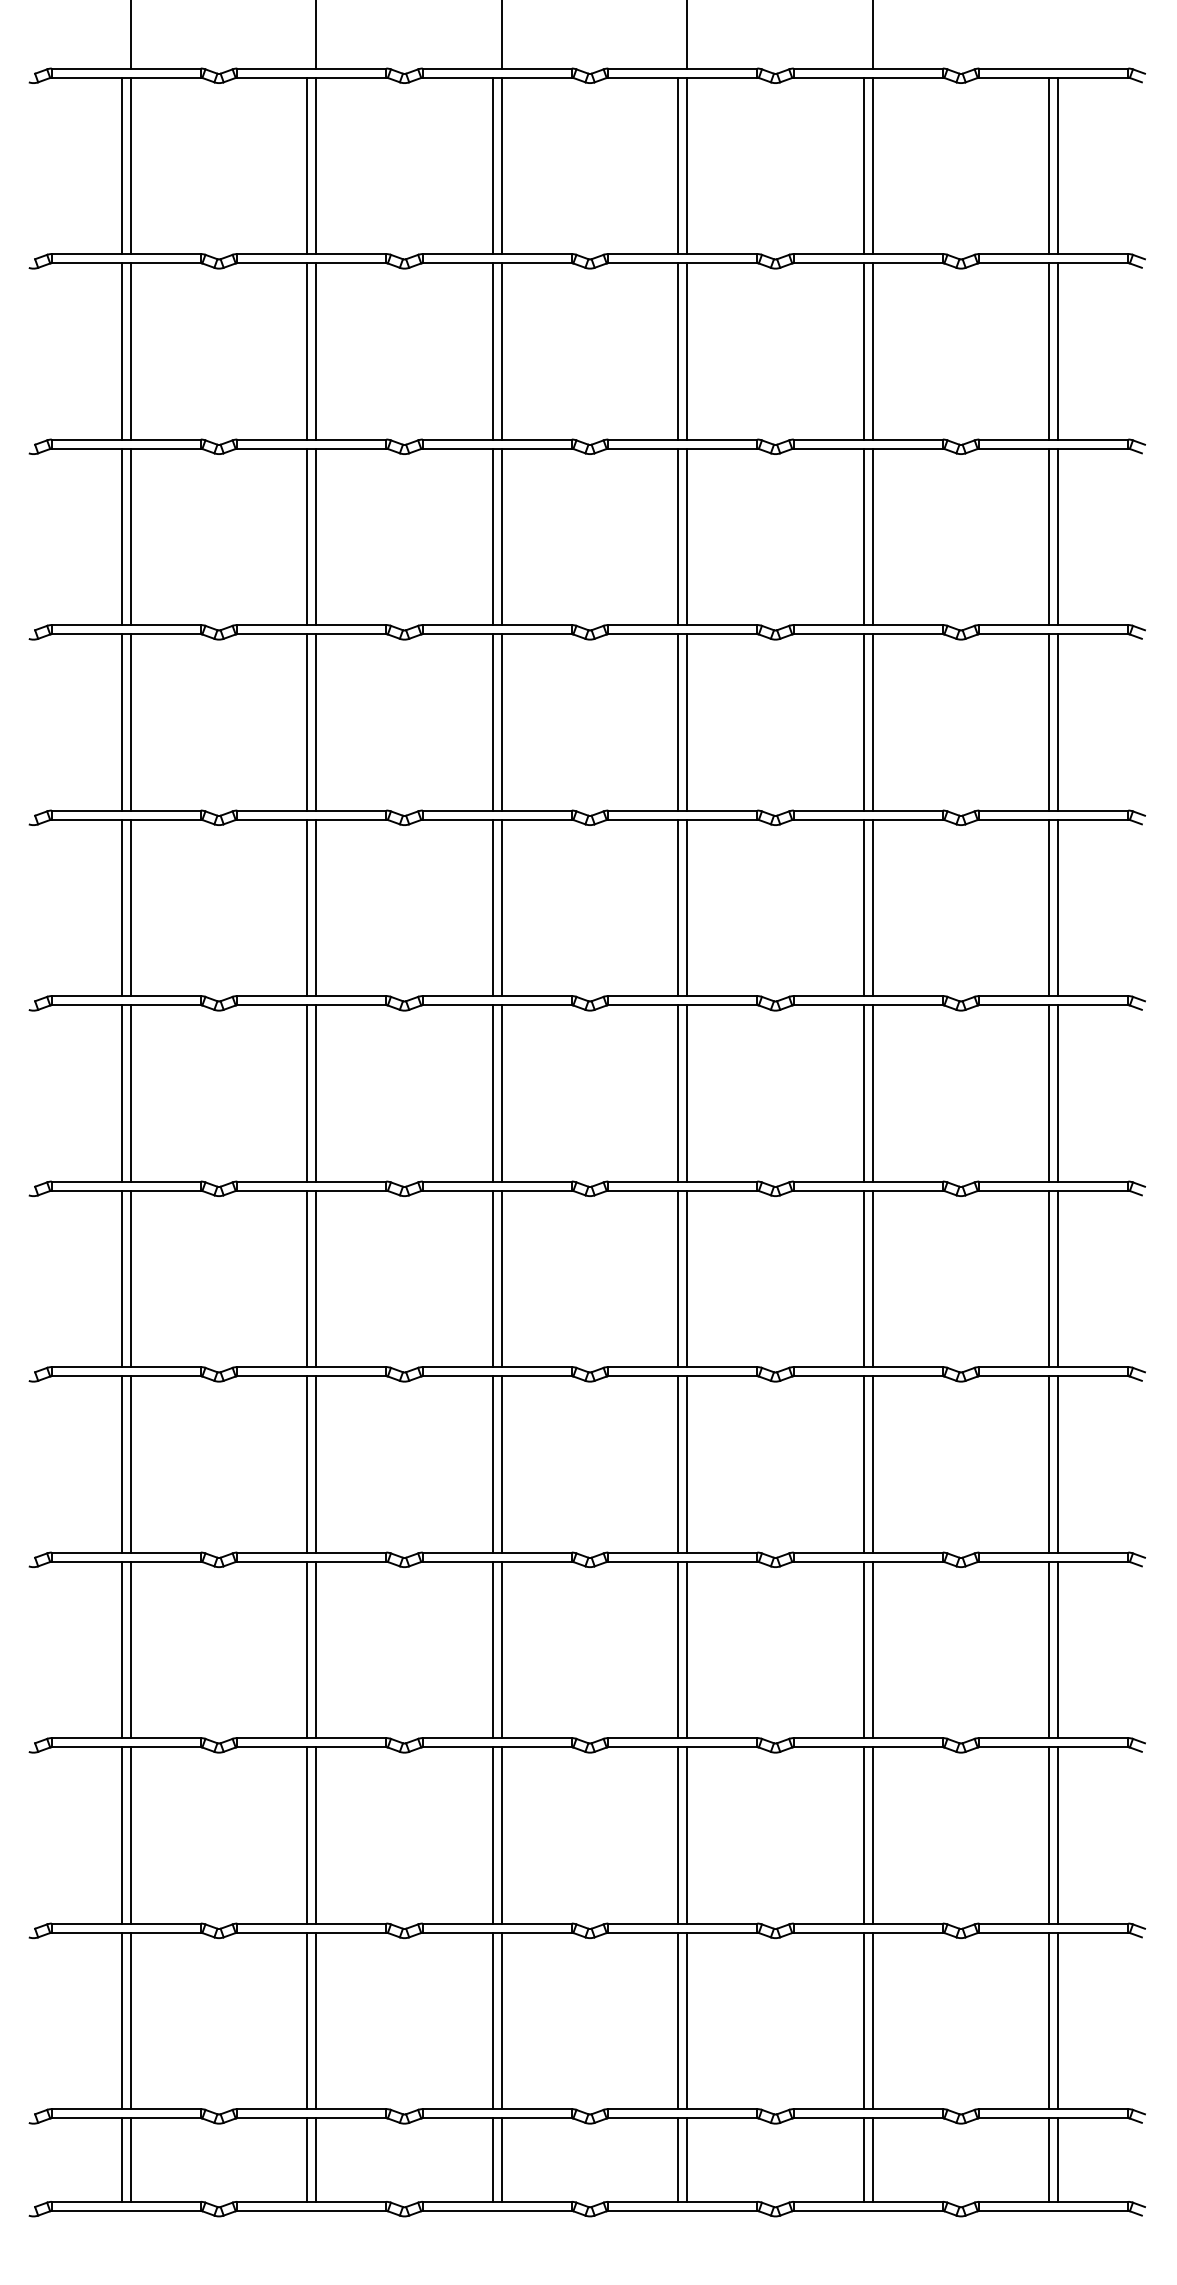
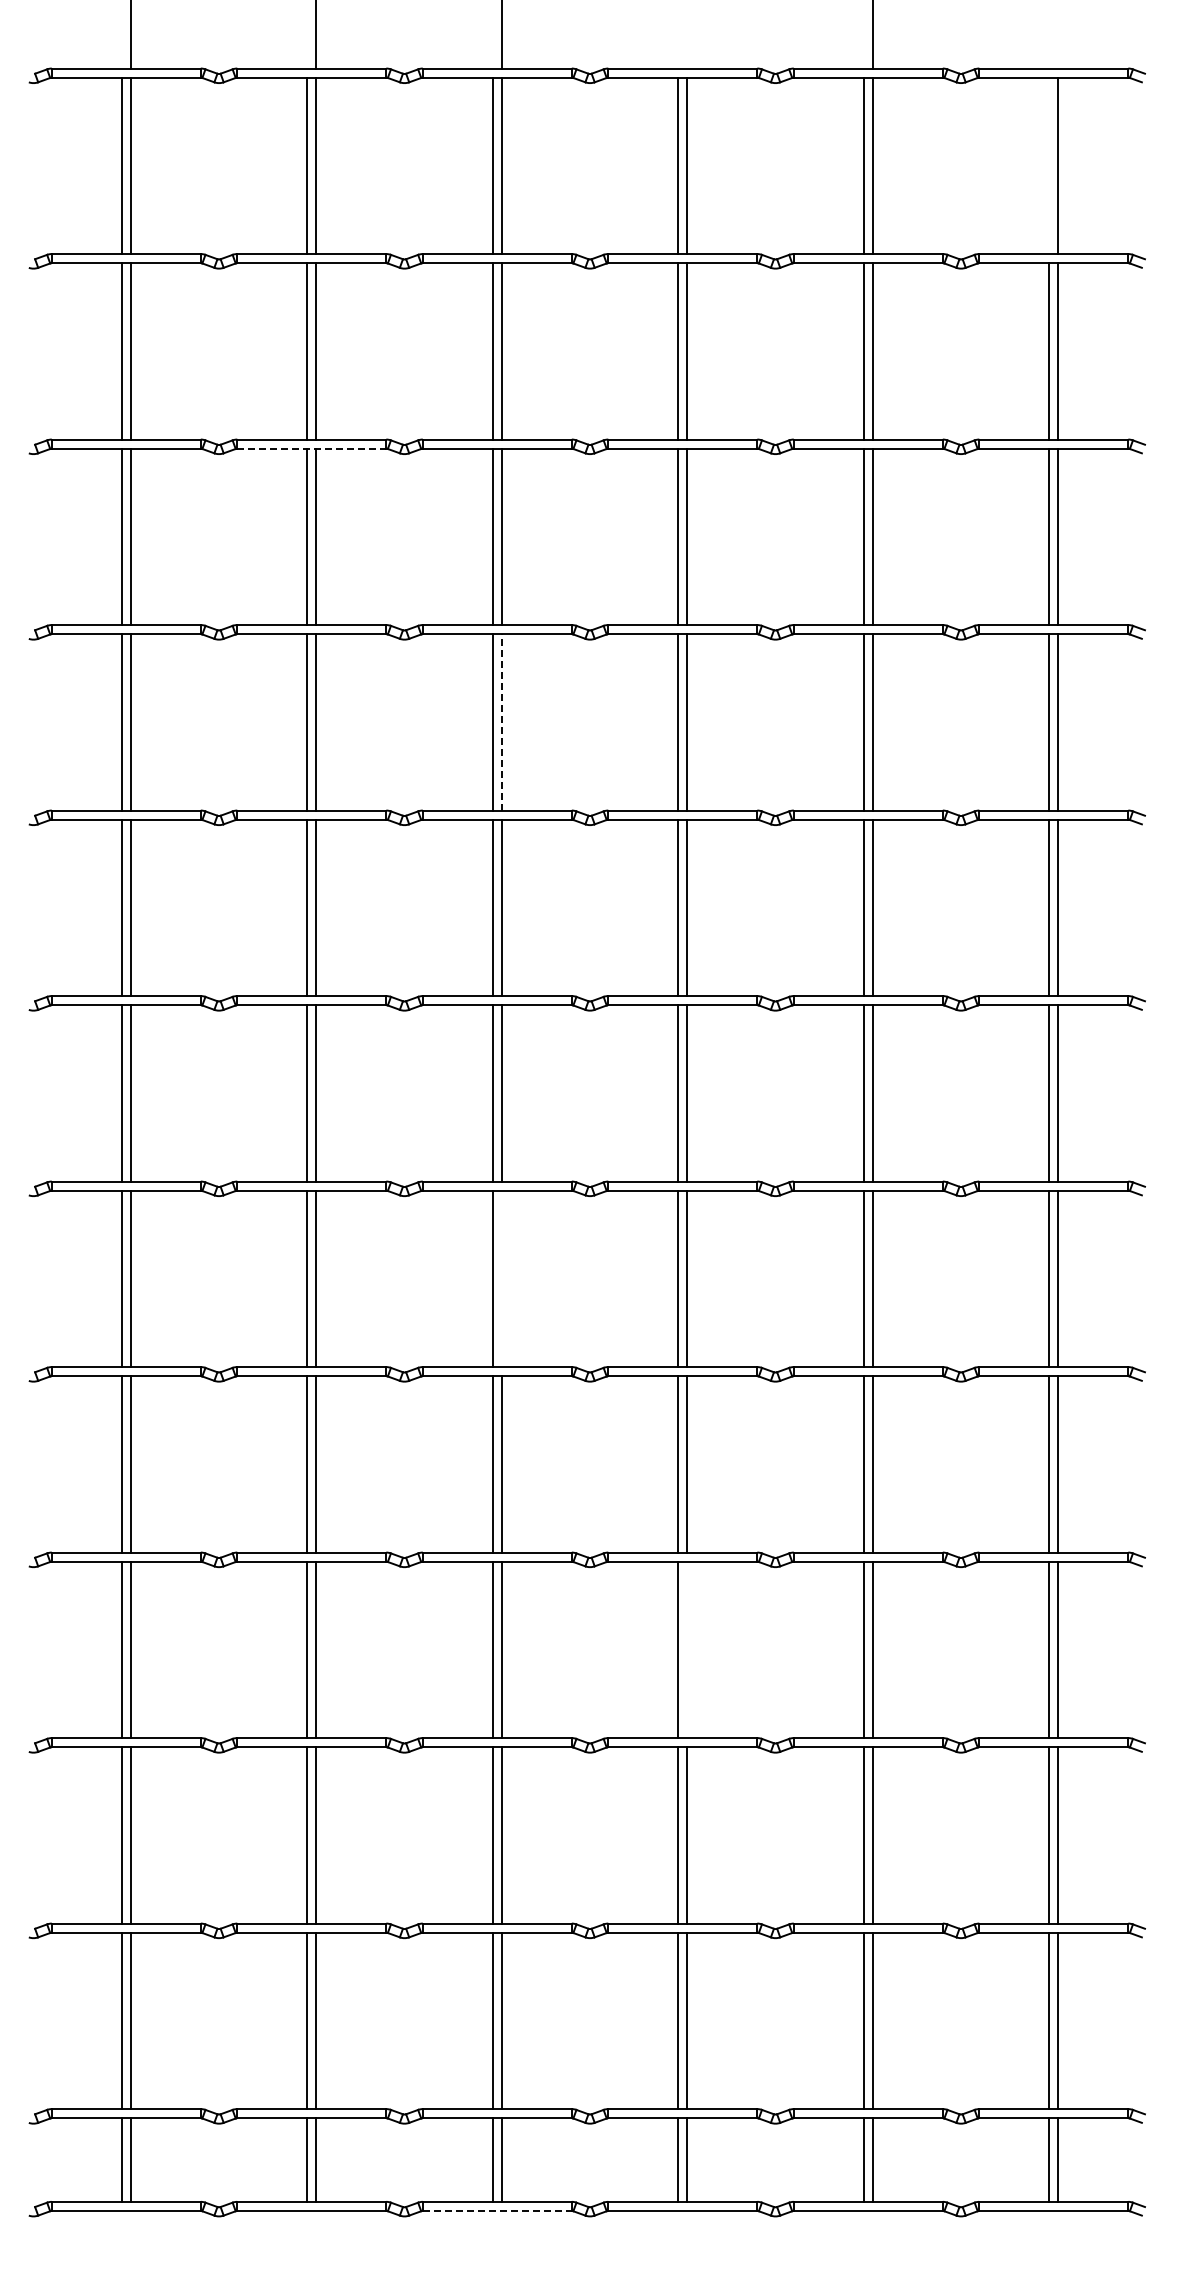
line: present -> none (687, 35)
line: present -> none (1049, 165)
line: solid -> dashed (312, 448)
line: solid -> dashed (501, 721)
line: present -> none (501, 1278)
line: present -> none (687, 1649)
line: solid -> dashed (497, 2210)
